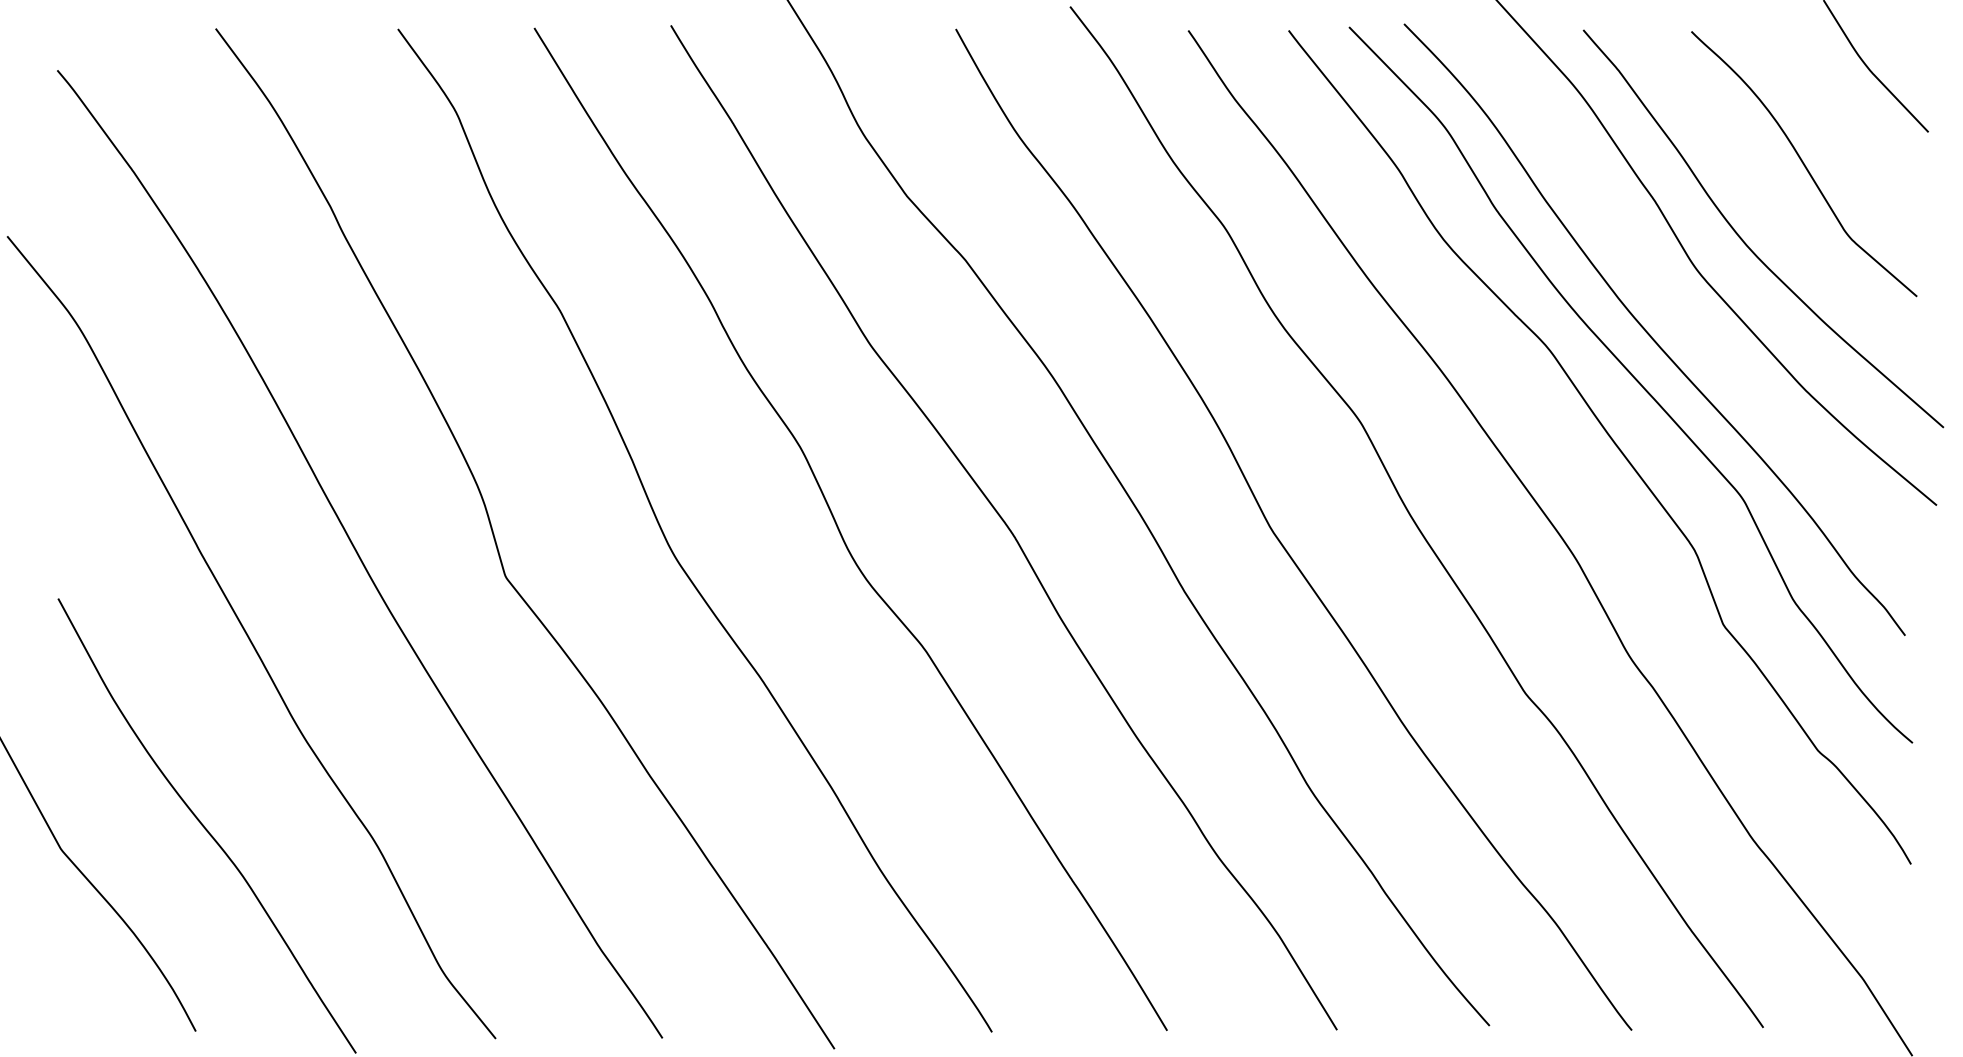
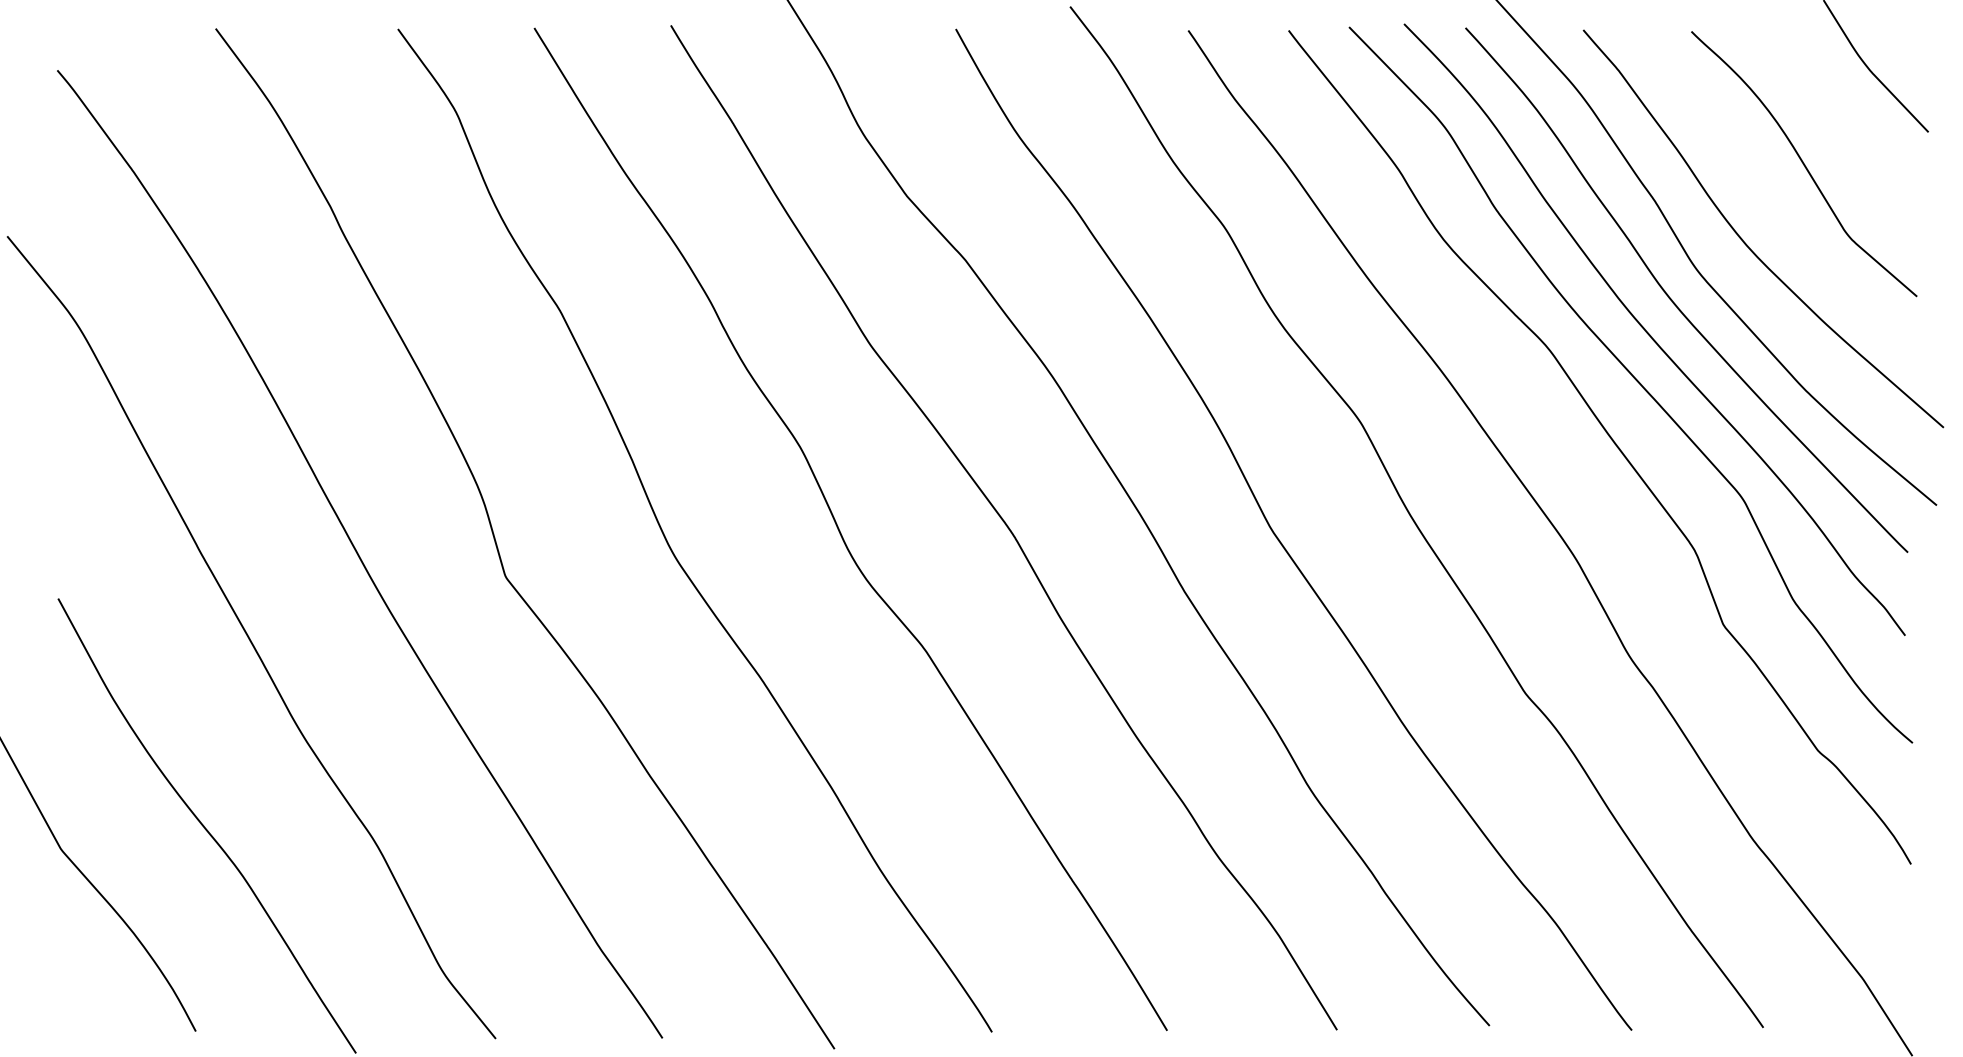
curve: none -> present (1672, 299)
